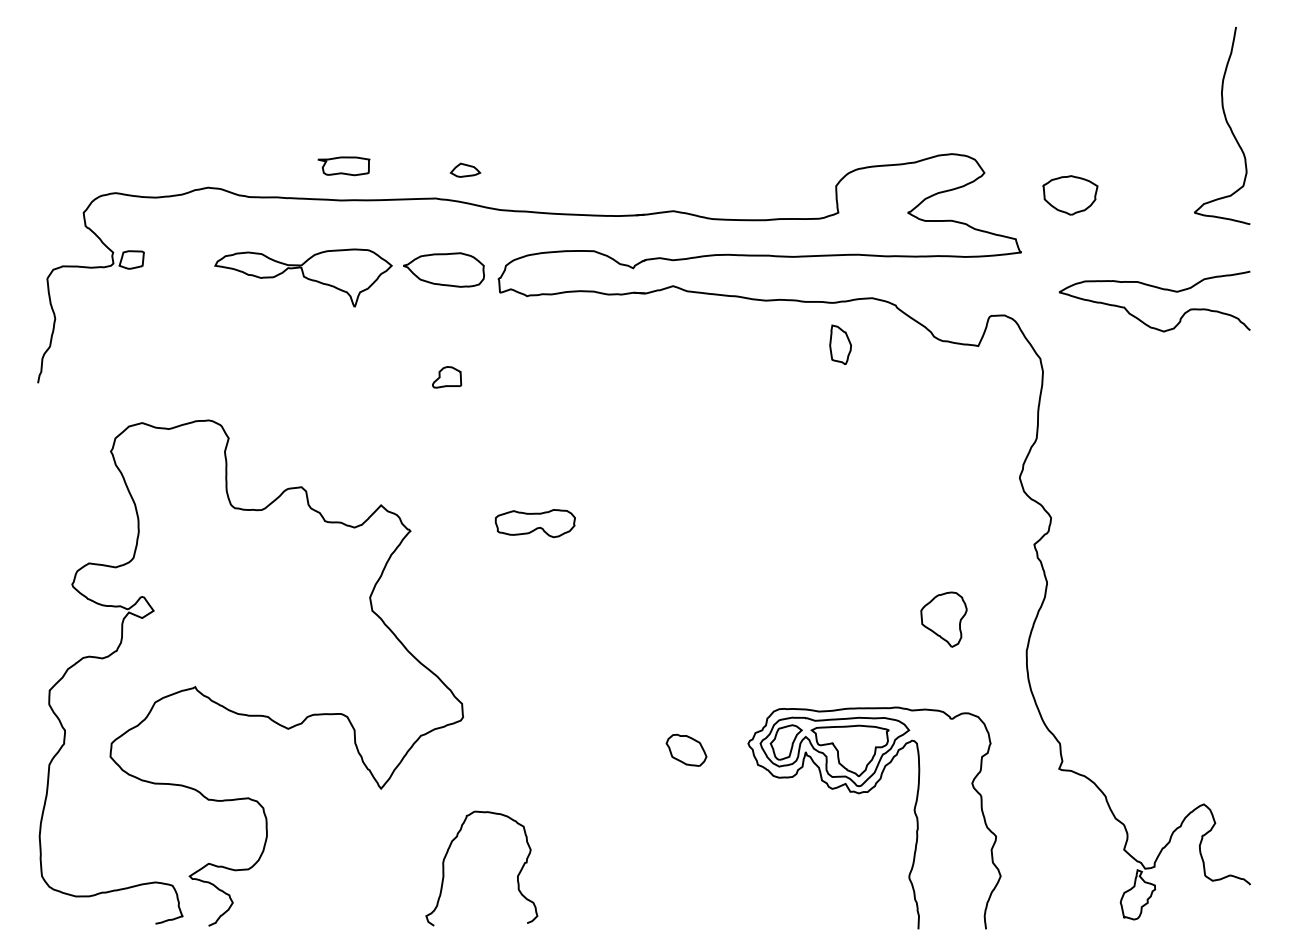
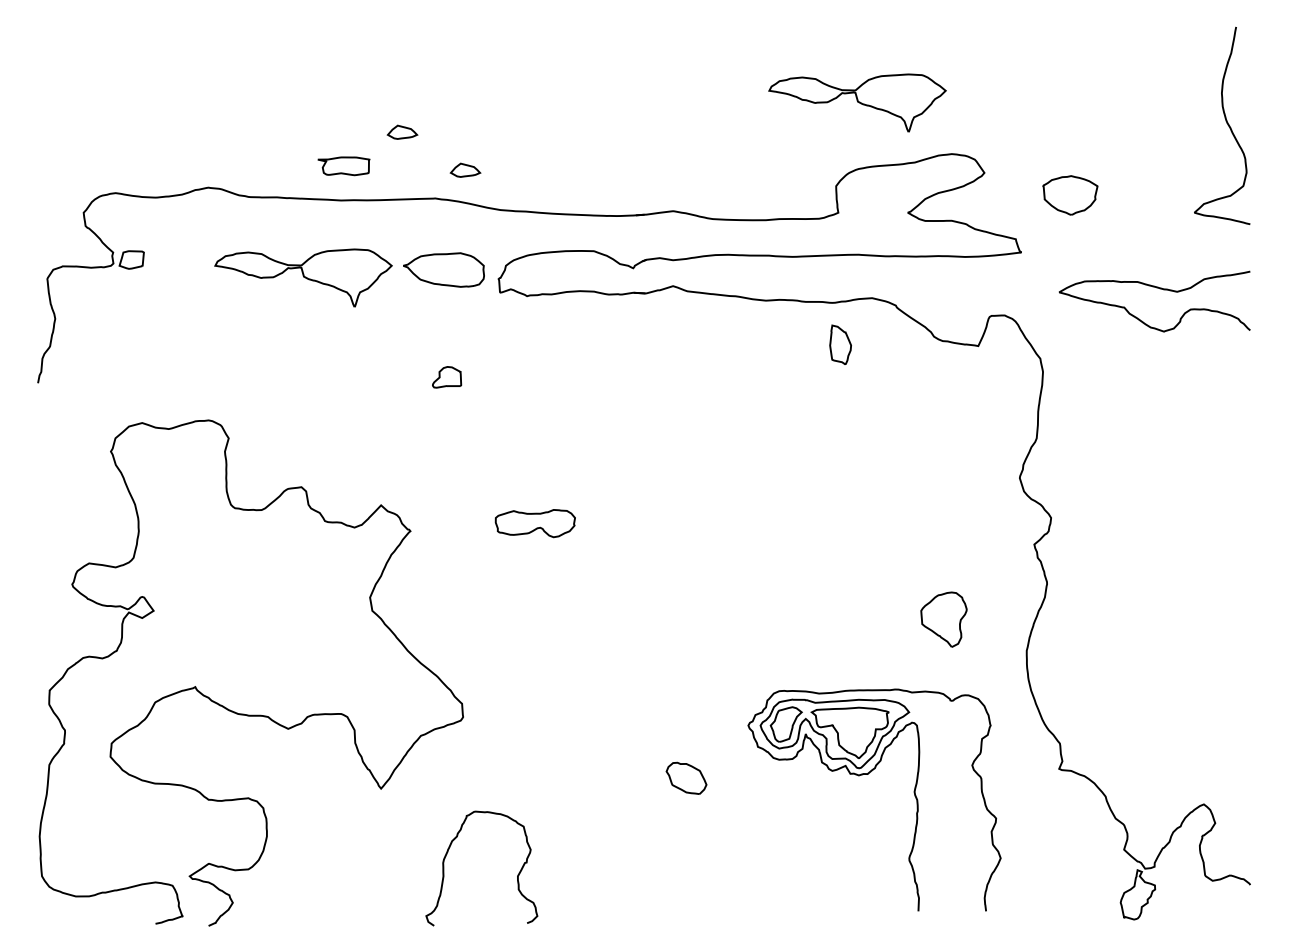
part: none -> present (857, 102)
part: none -> present (402, 131)
part position: (686, 749) -> (686, 777) (686, 777)
part position: (868, 792) -> (868, 774) (868, 774)
